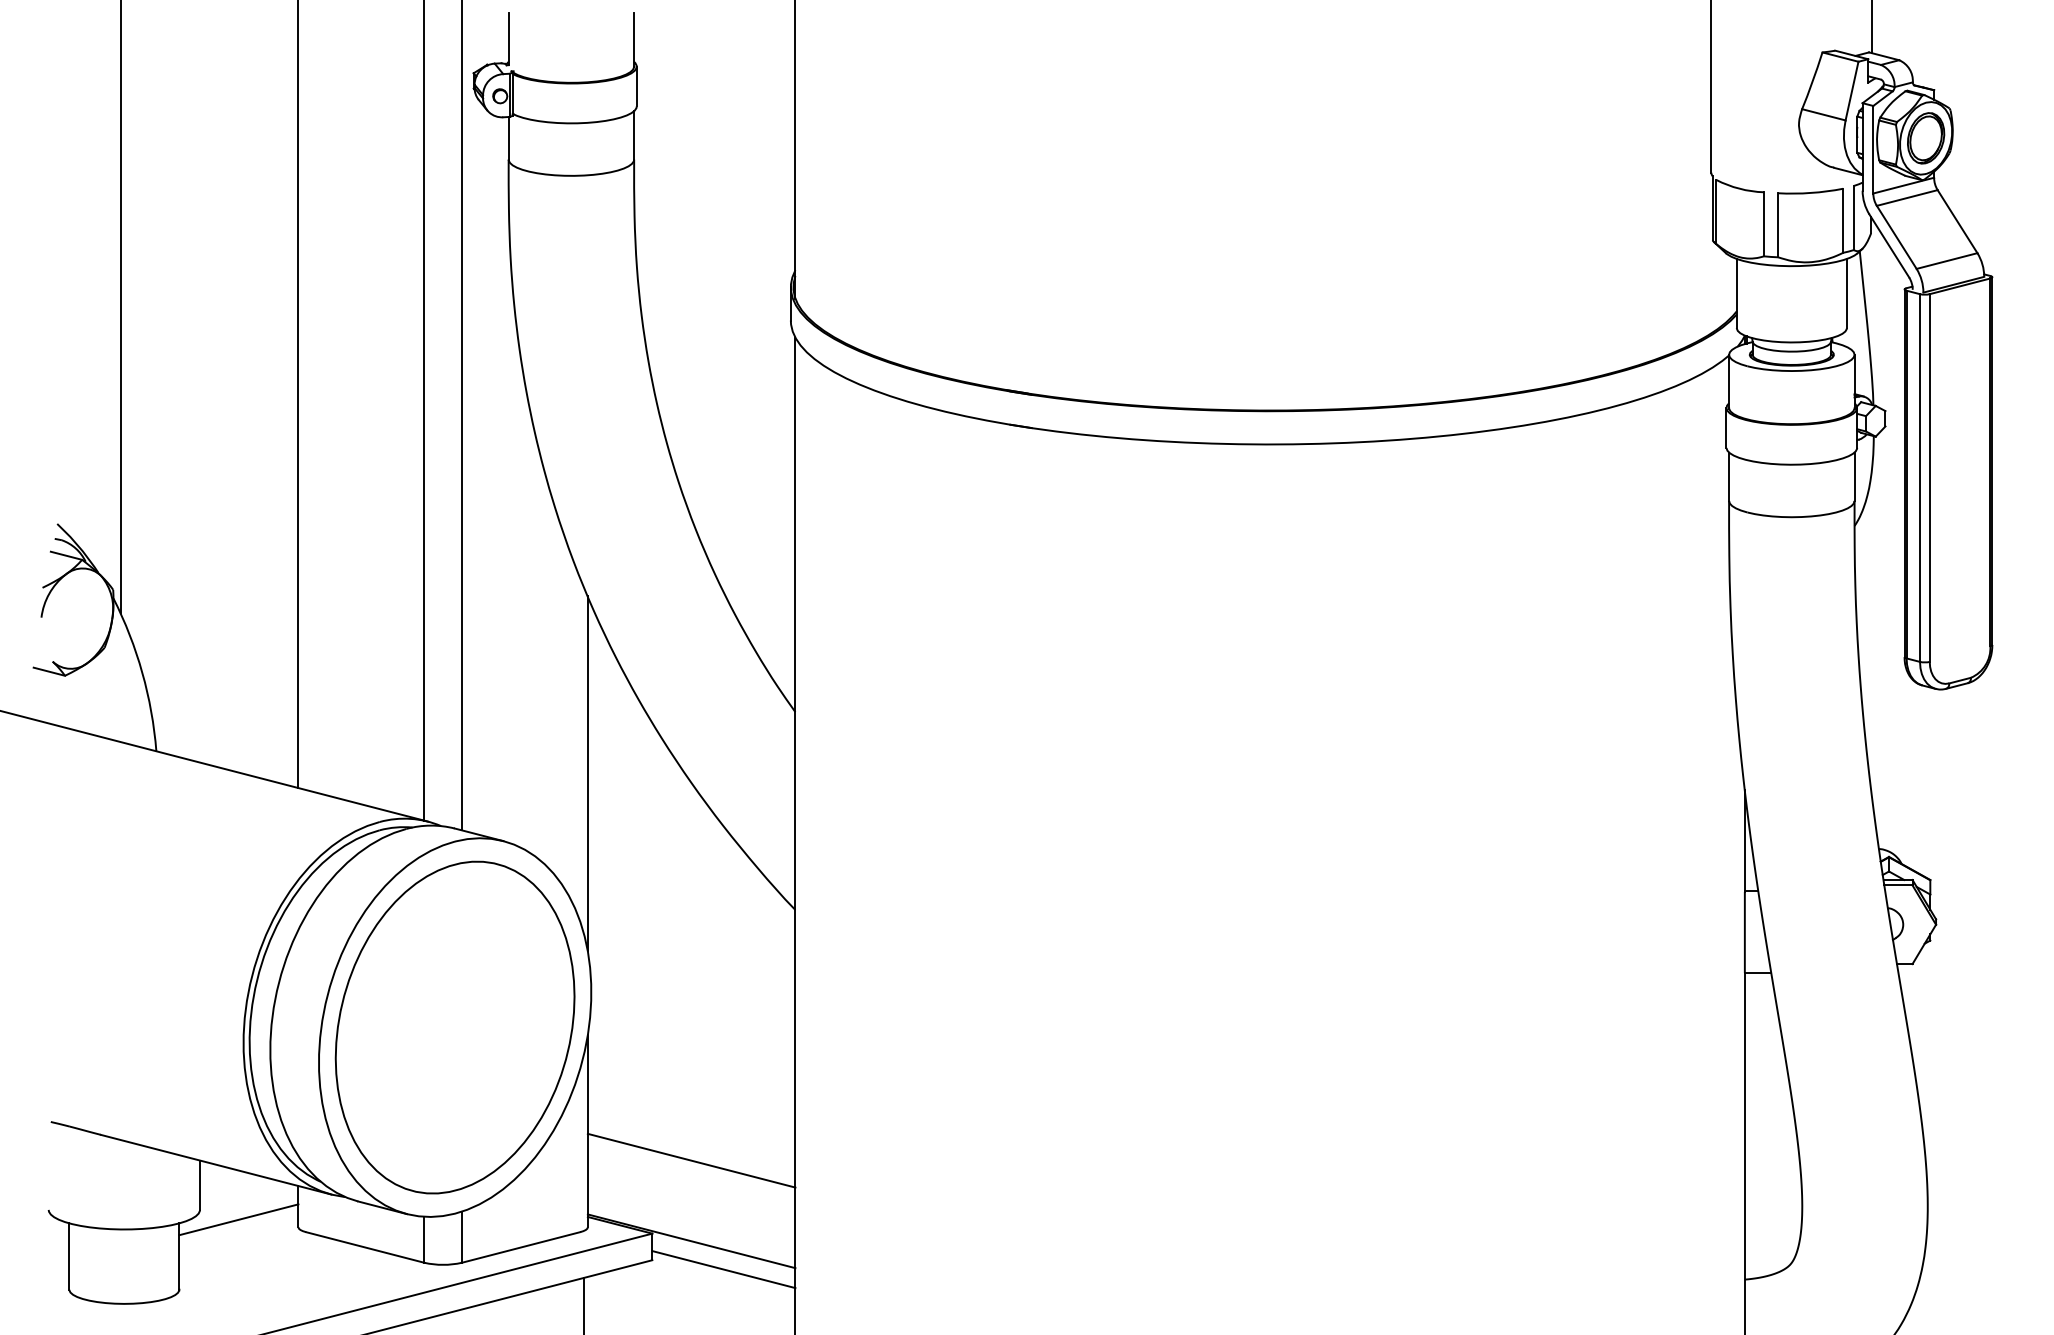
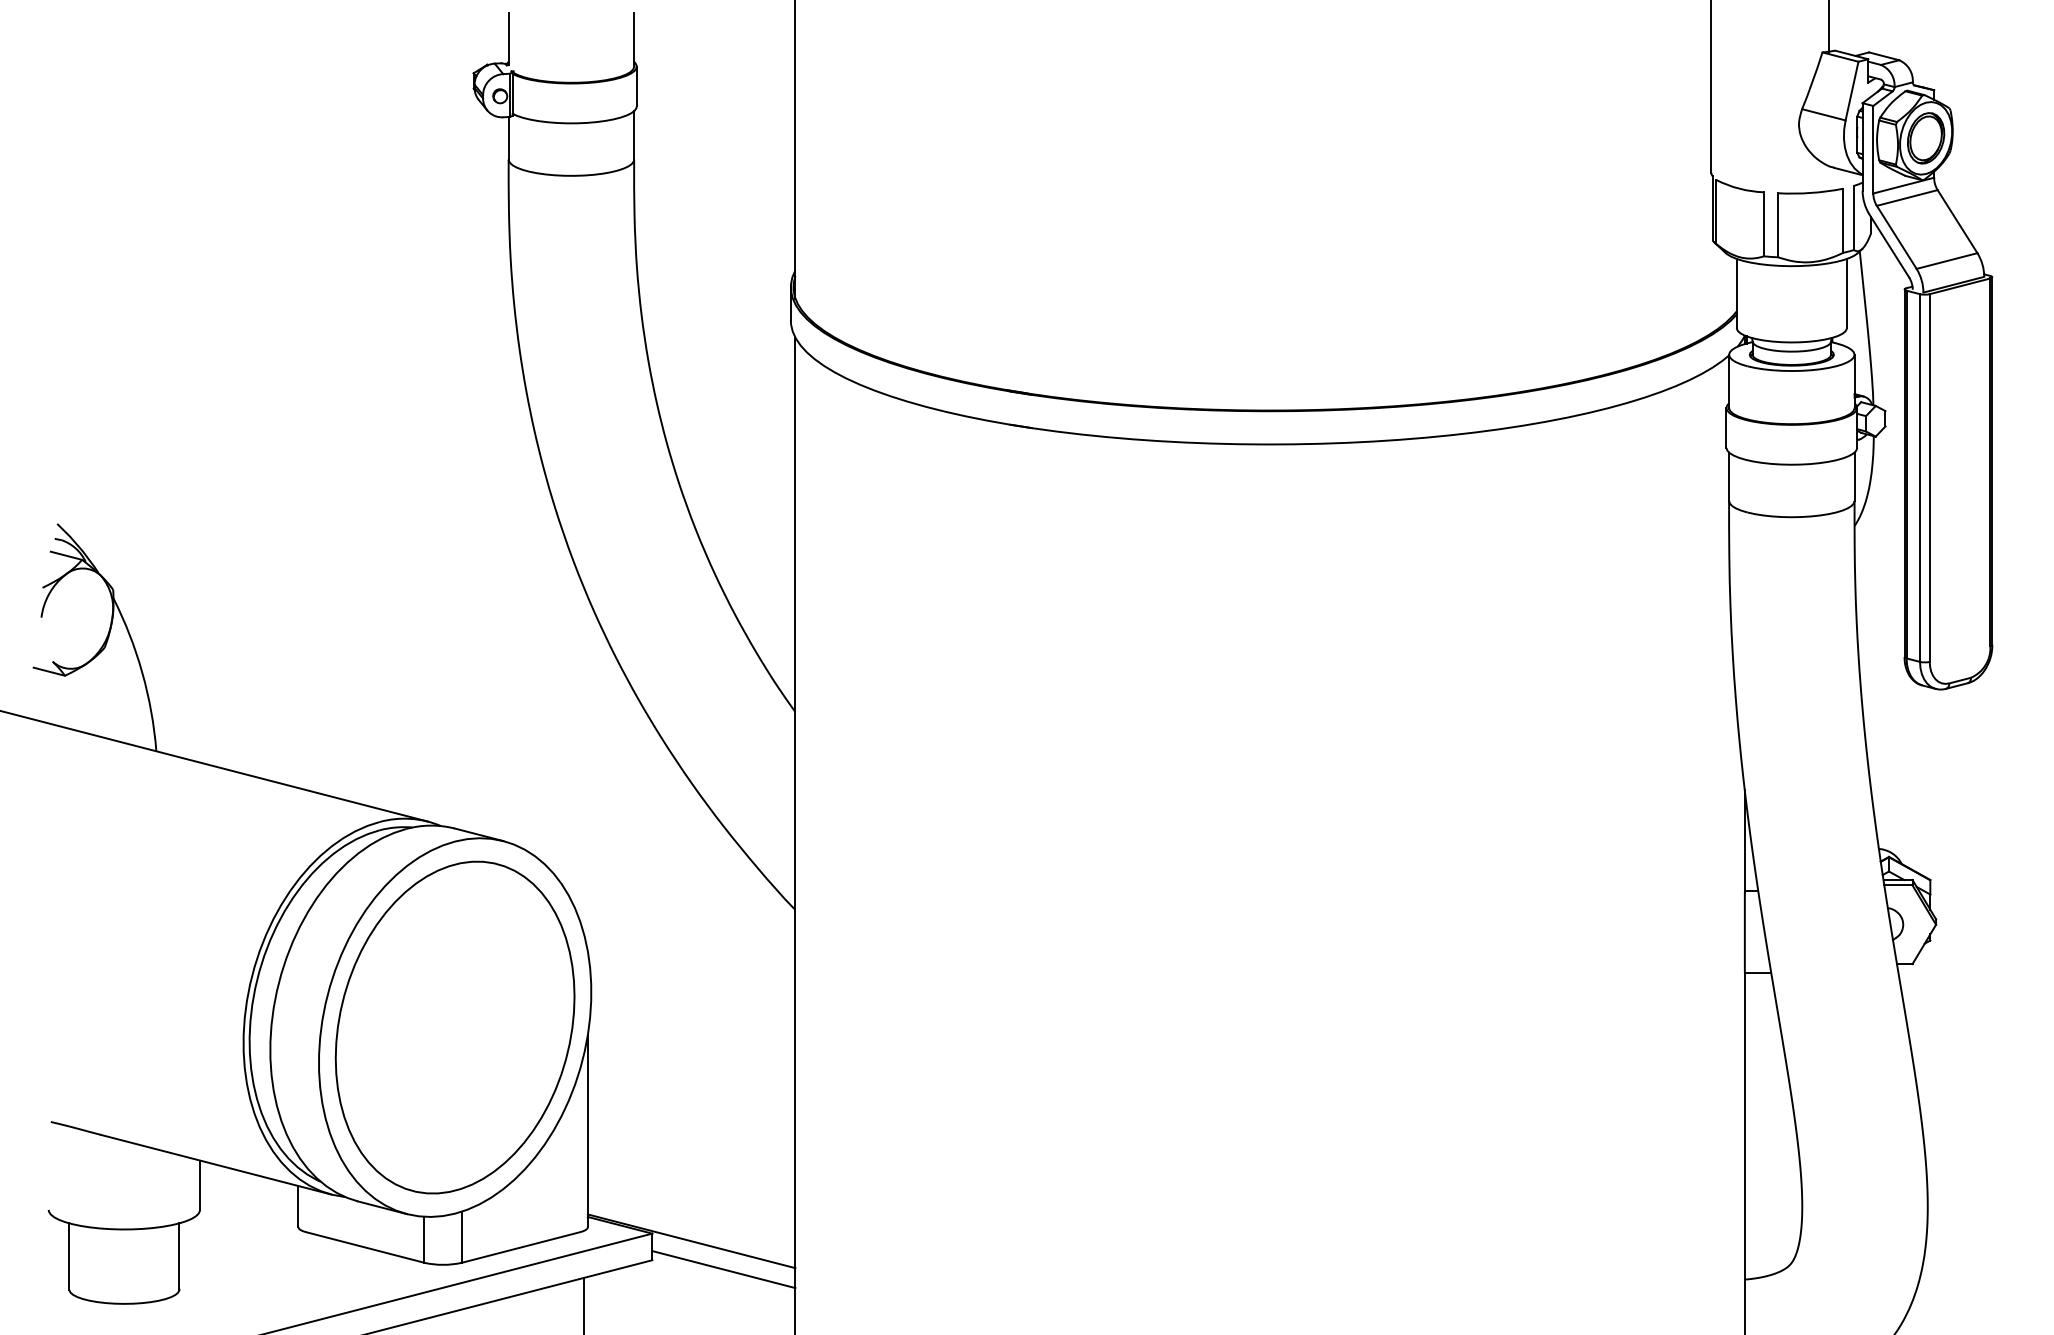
line position: (1872, 27) -> (1829, 27) (1829, 27)
line: present -> none (120, 307)
line: present -> none (298, 395)
line: present -> none (424, 411)
line: present -> none (461, 416)
line: present -> none (587, 773)
line: present -> none (691, 1160)
line: present -> none (238, 1219)
